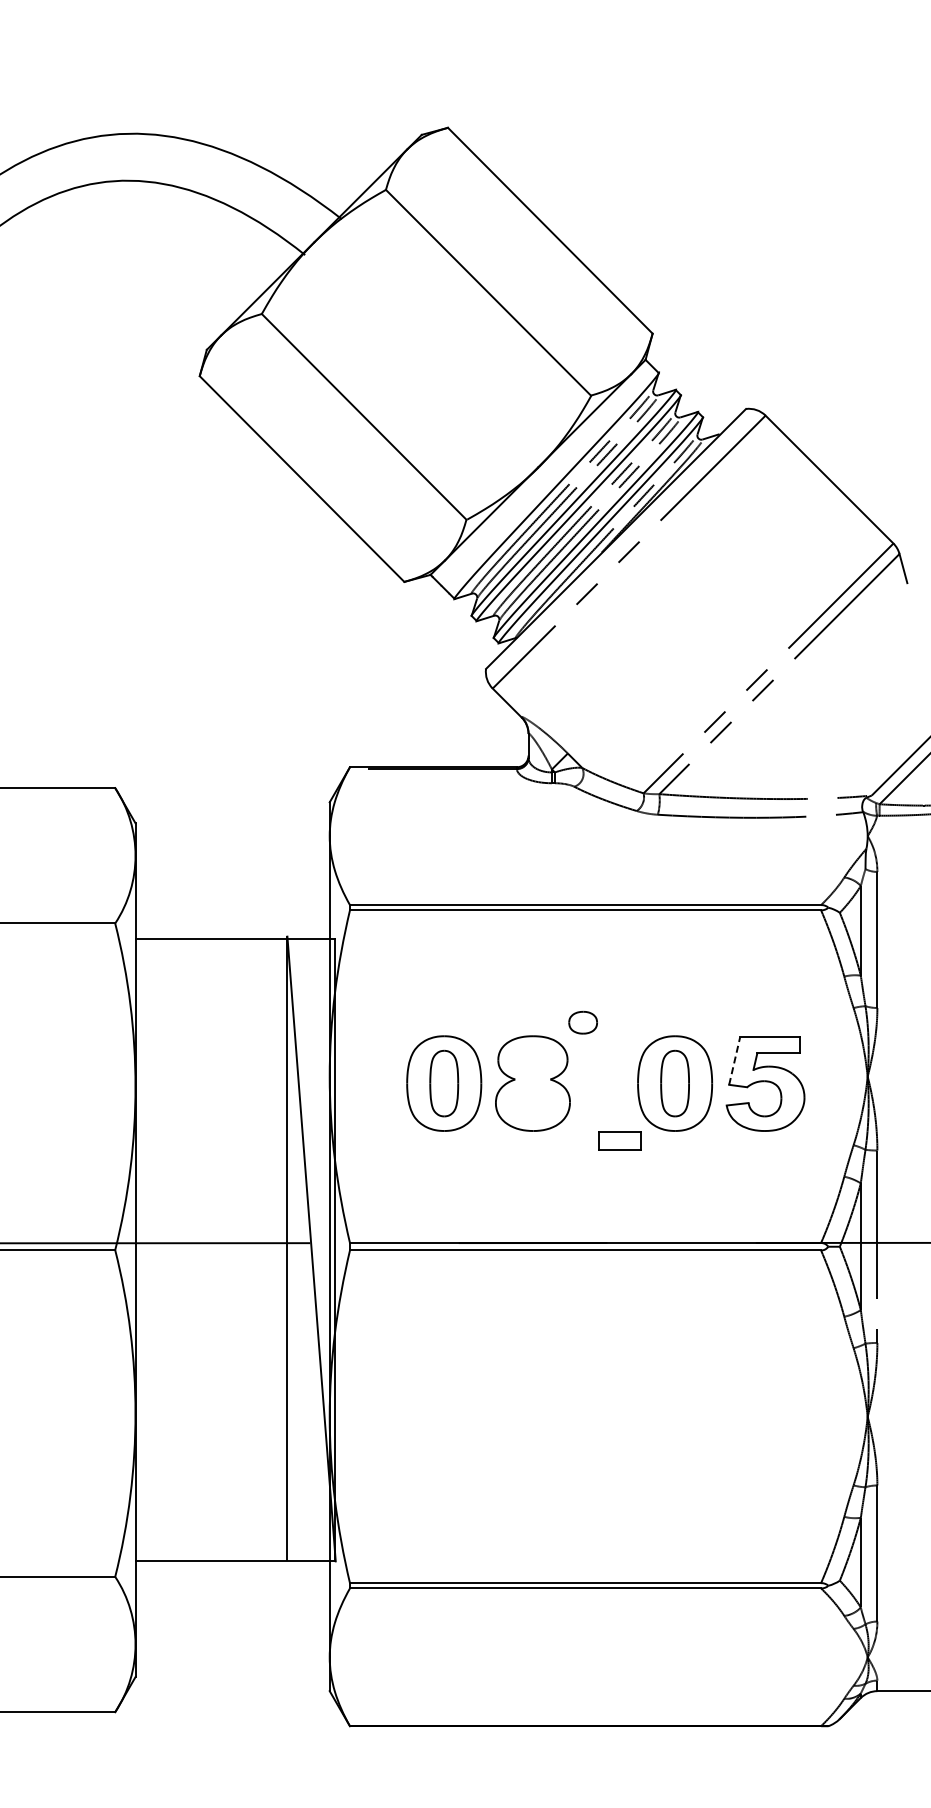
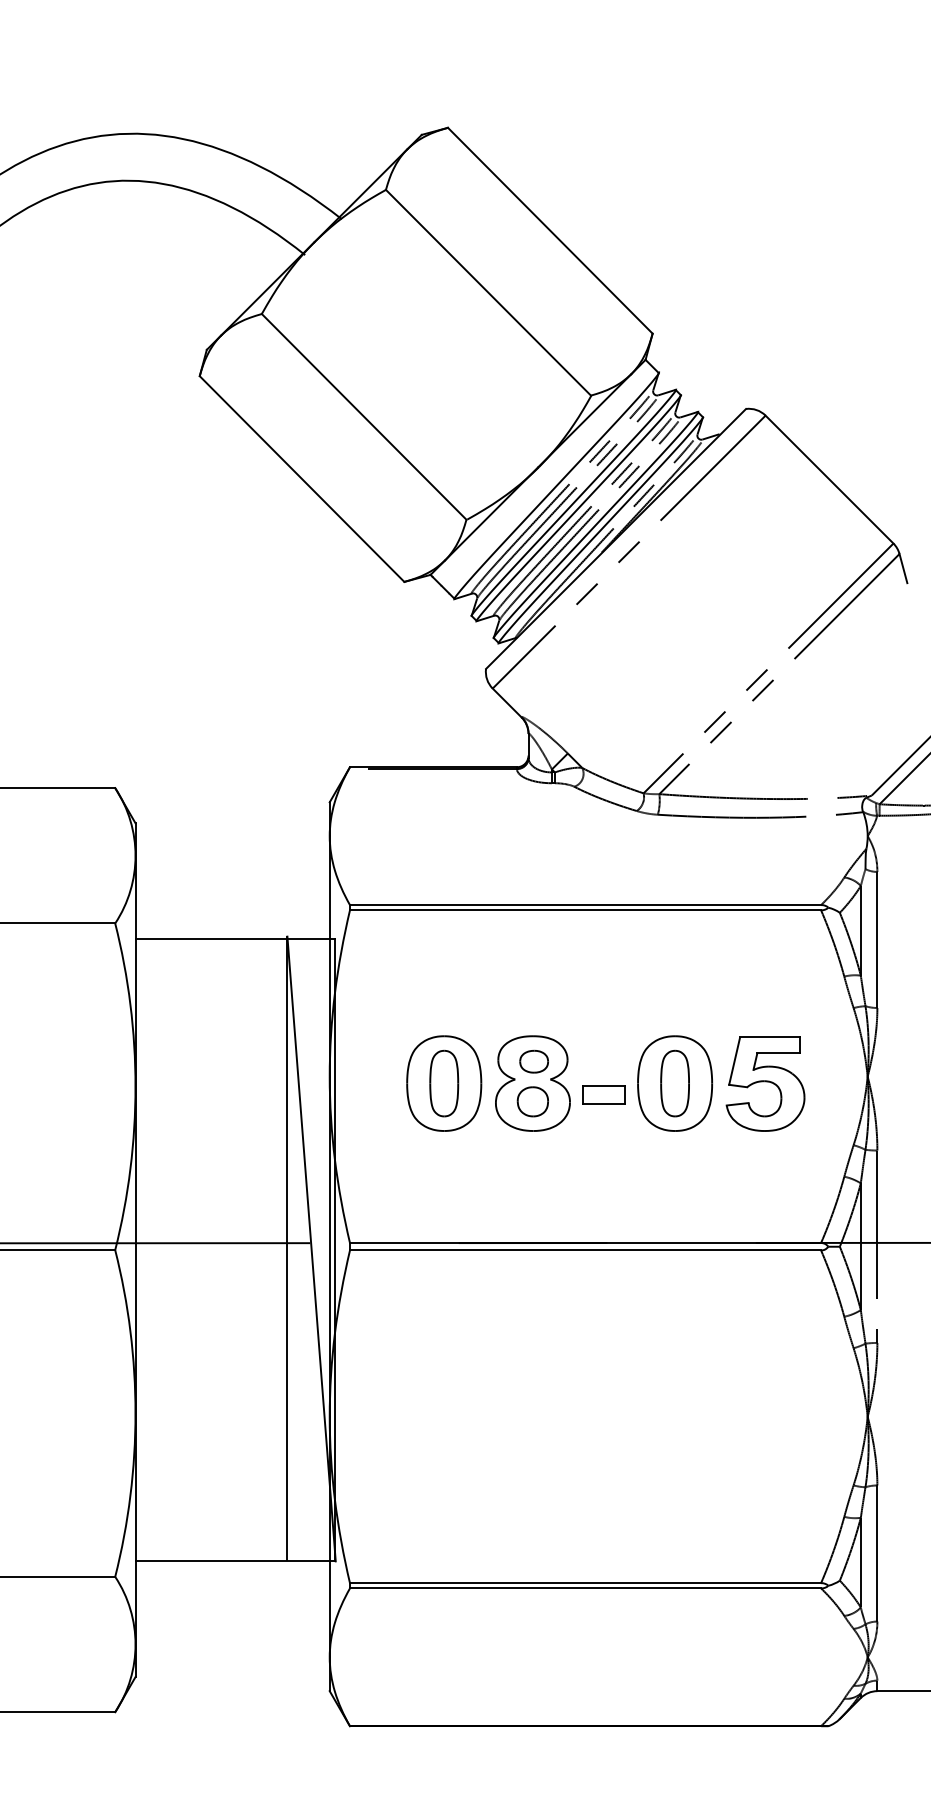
part position: (582, 1022) -> (533, 1061) (533, 1061)
line: dashed -> solid (734, 1060)
part: none -> present (532, 1101)
part position: (619, 1140) -> (603, 1094) (603, 1094)
